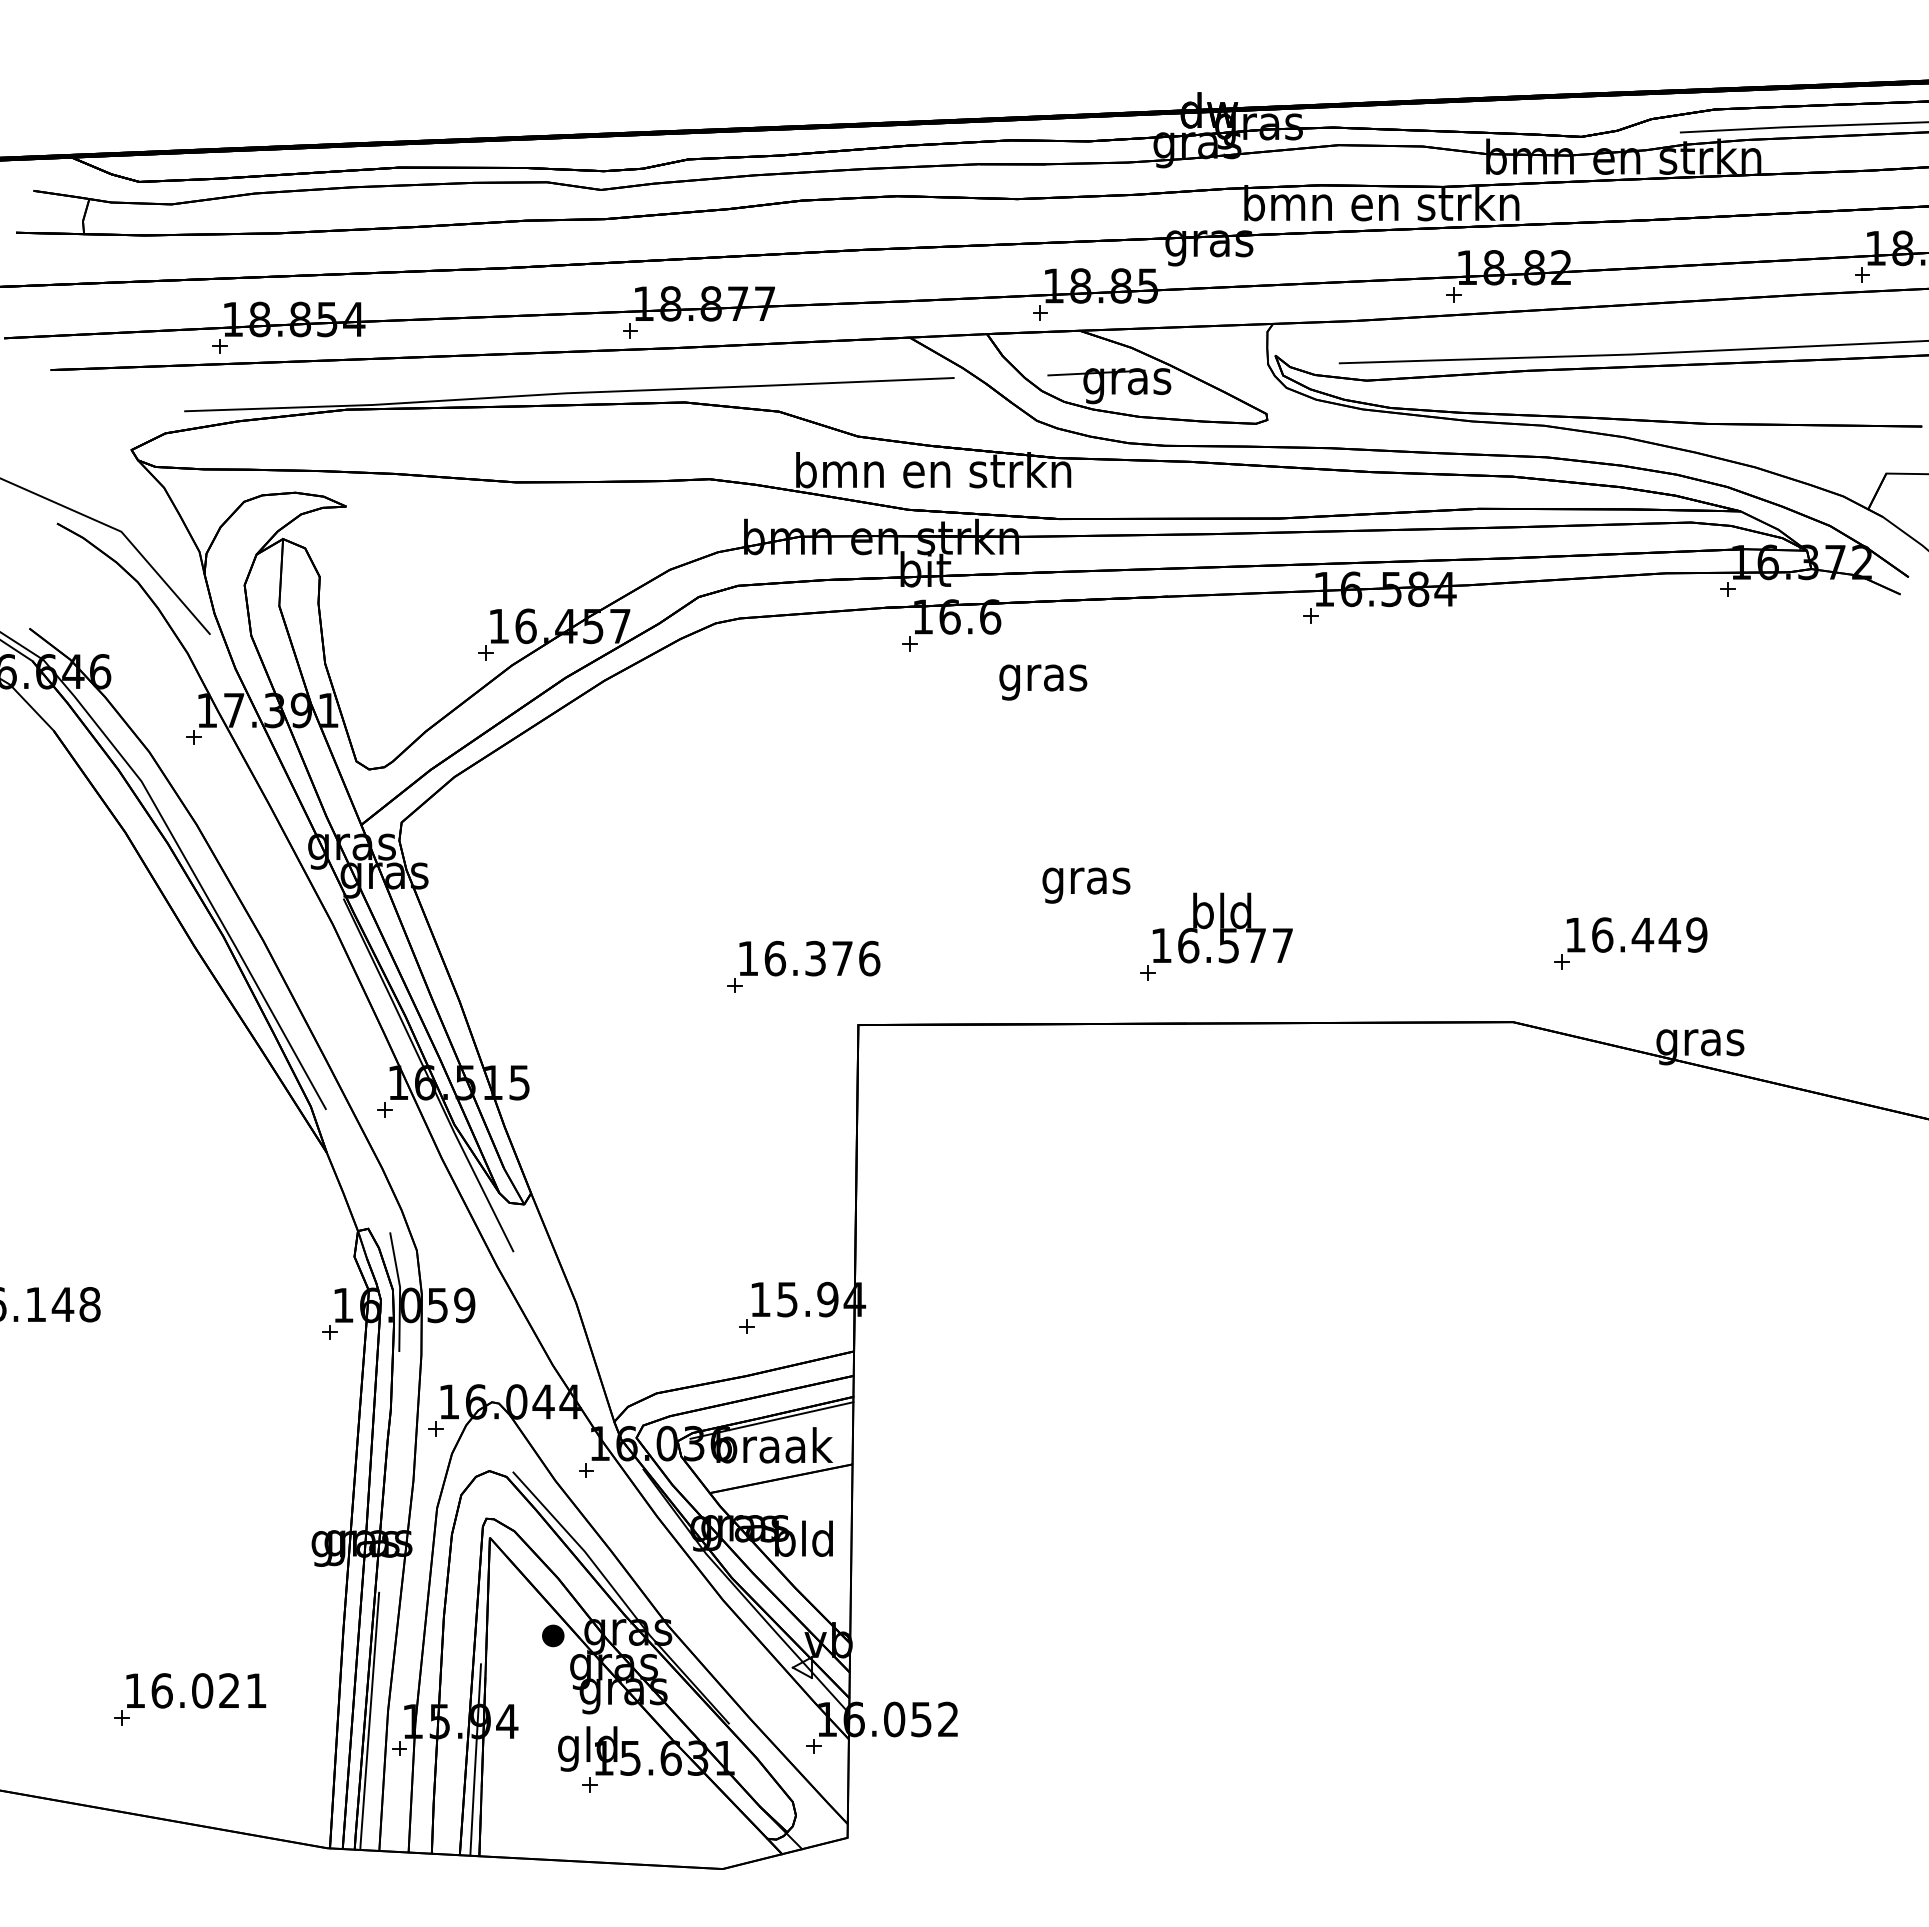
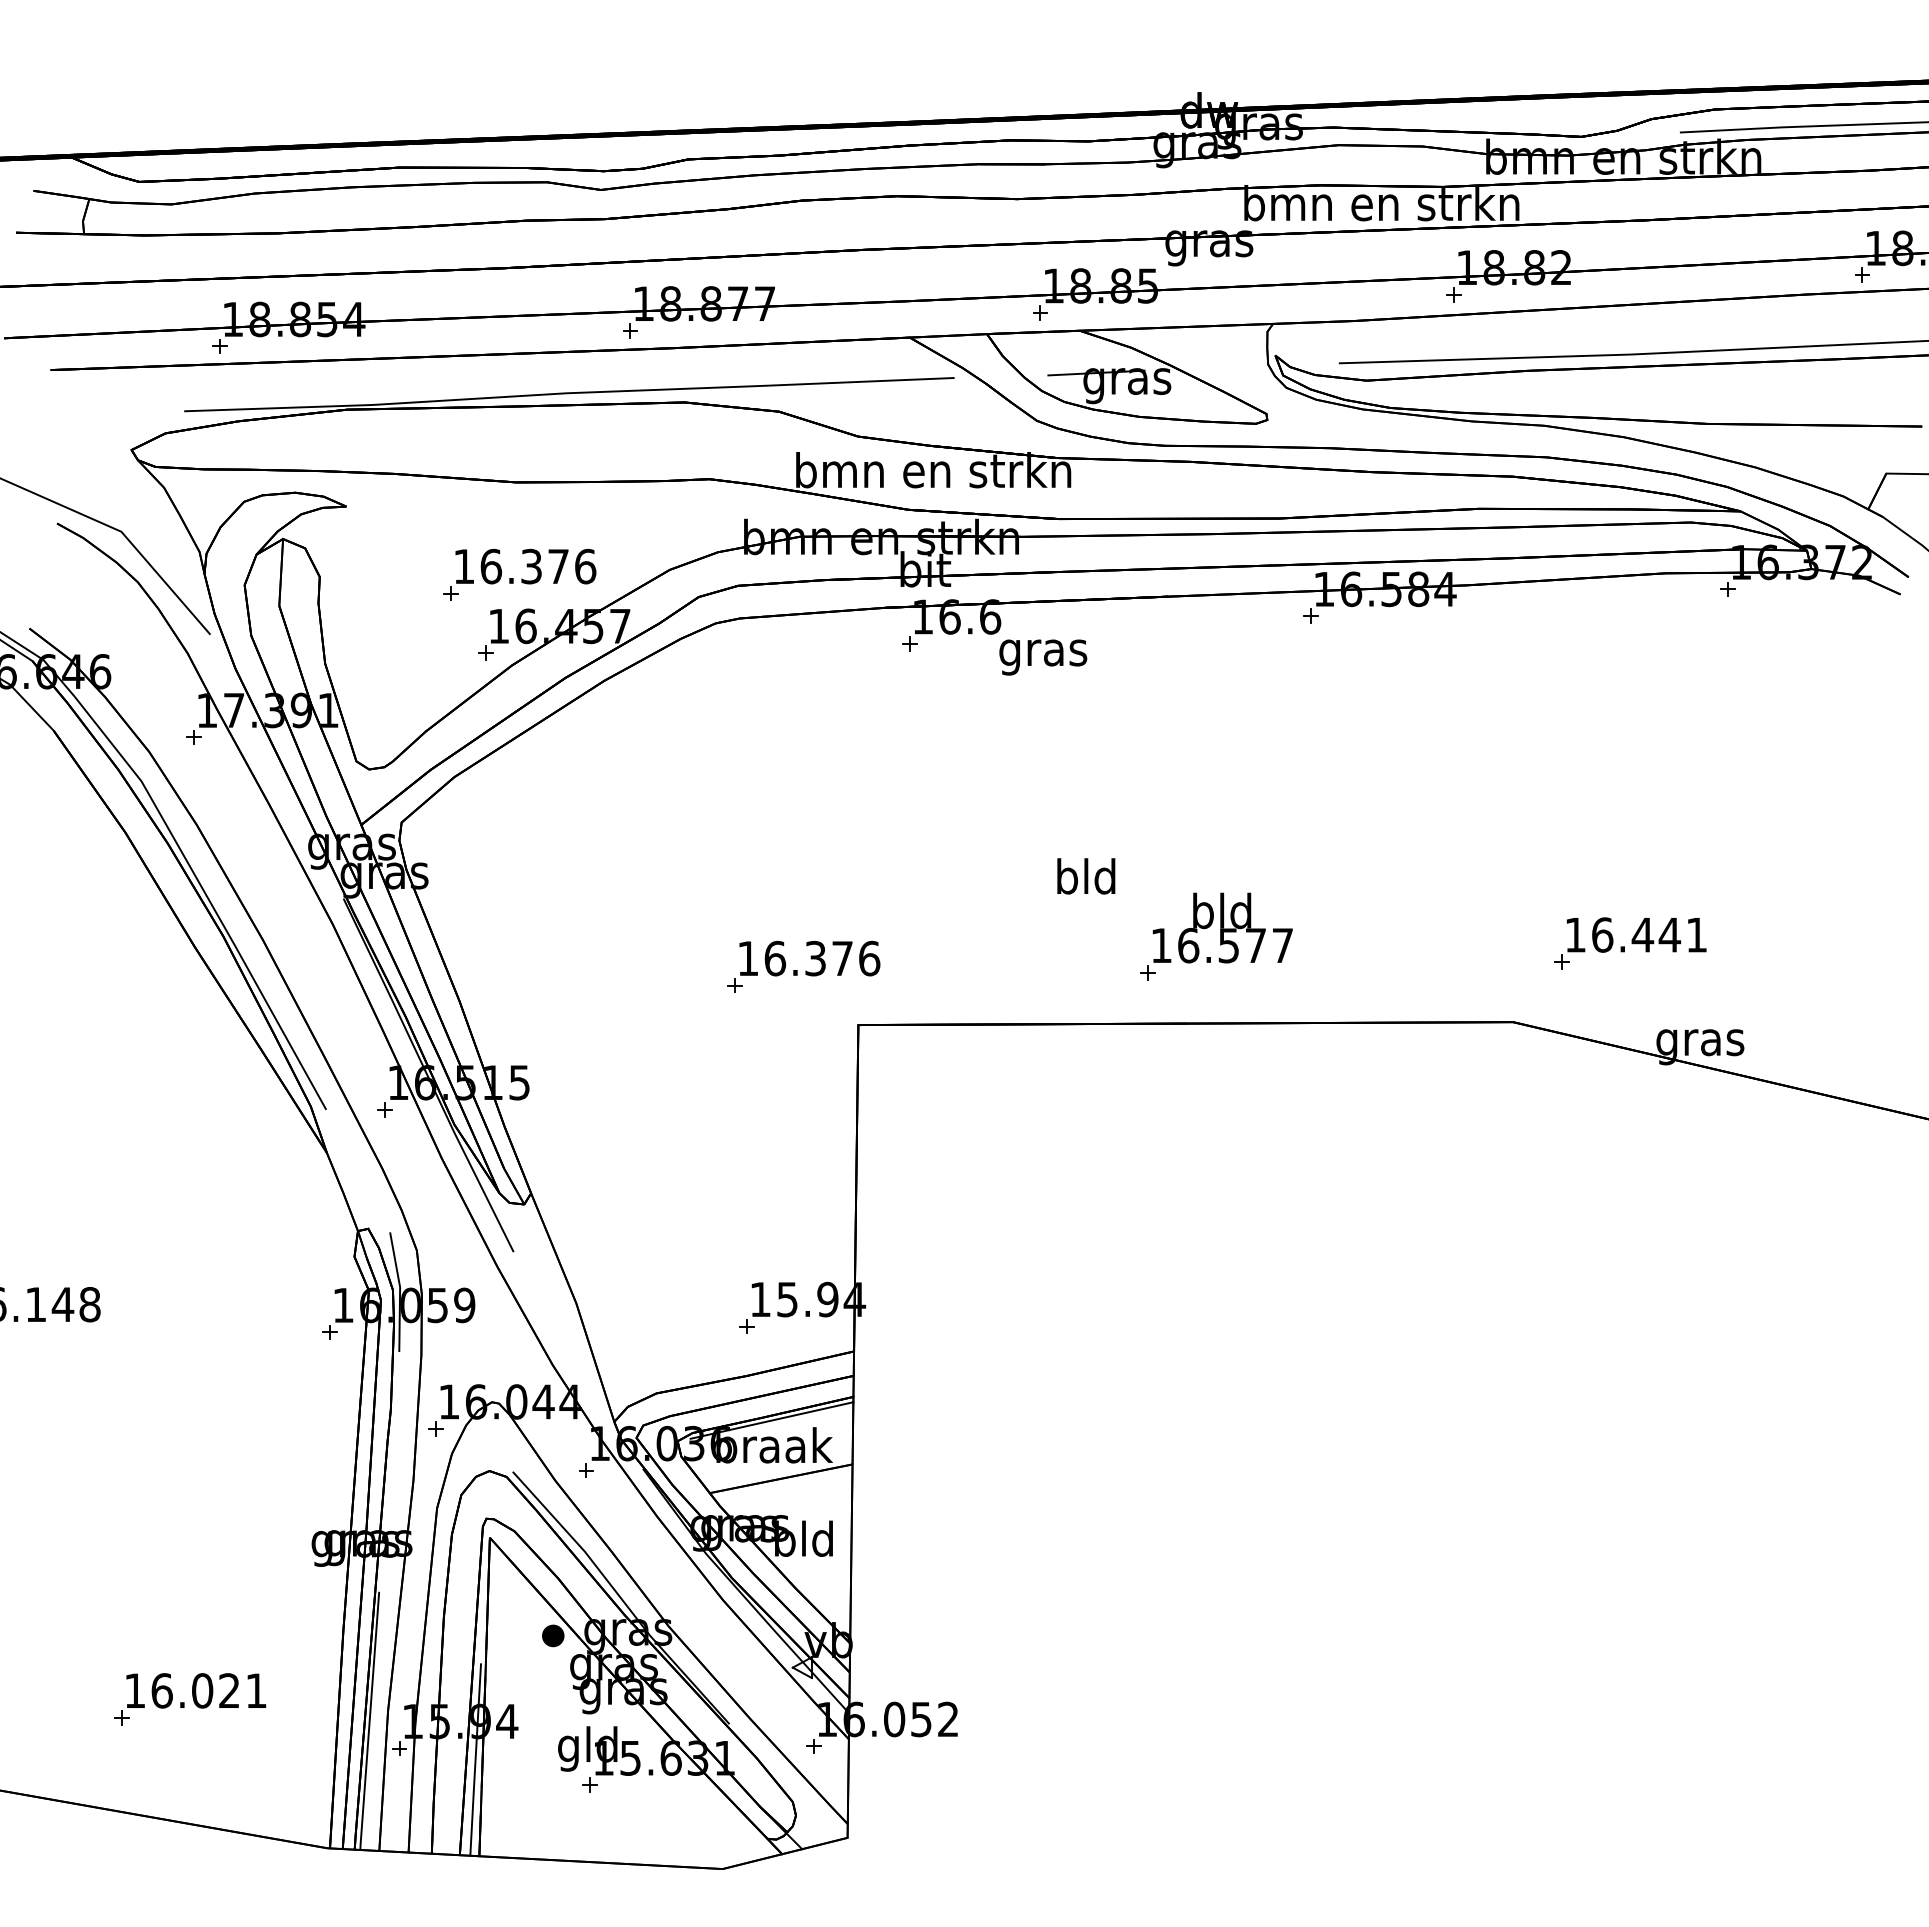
part: none -> present (519, 574)
text position: (1043, 682) -> (1043, 657) (1043, 657)
text: gras -> bld (1086, 880)
text: 16.449 -> 16.441 (1696, 934)
